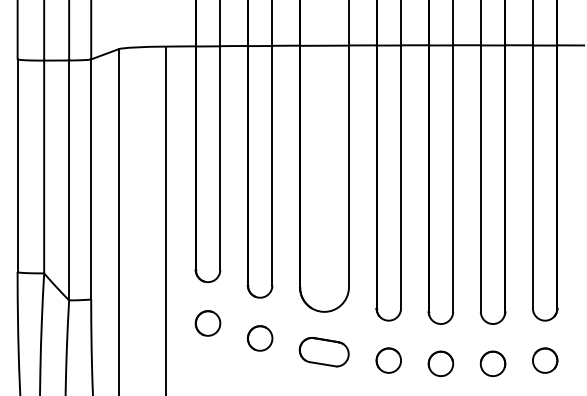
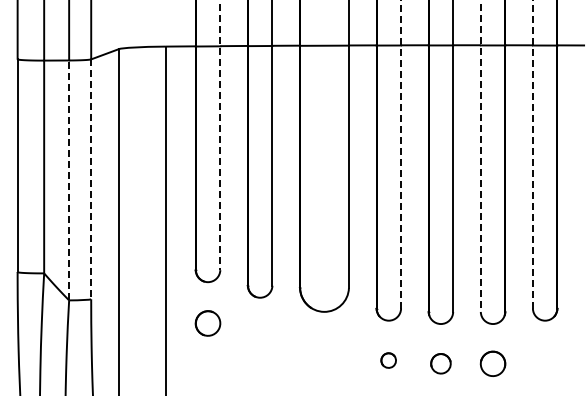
line: solid -> dashed (220, 135)
line: solid -> dashed (401, 154)
line: solid -> dashed (532, 154)
line: solid -> dashed (480, 155)
line: solid -> dashed (91, 179)
line: solid -> dashed (69, 180)
part: present -> none (259, 338)
part: present -> none (323, 352)
part size: 27x27 px -> 17x17 px (388, 360)
part: present -> none (545, 360)
part size: 28x27 px -> 22x22 px (440, 363)
